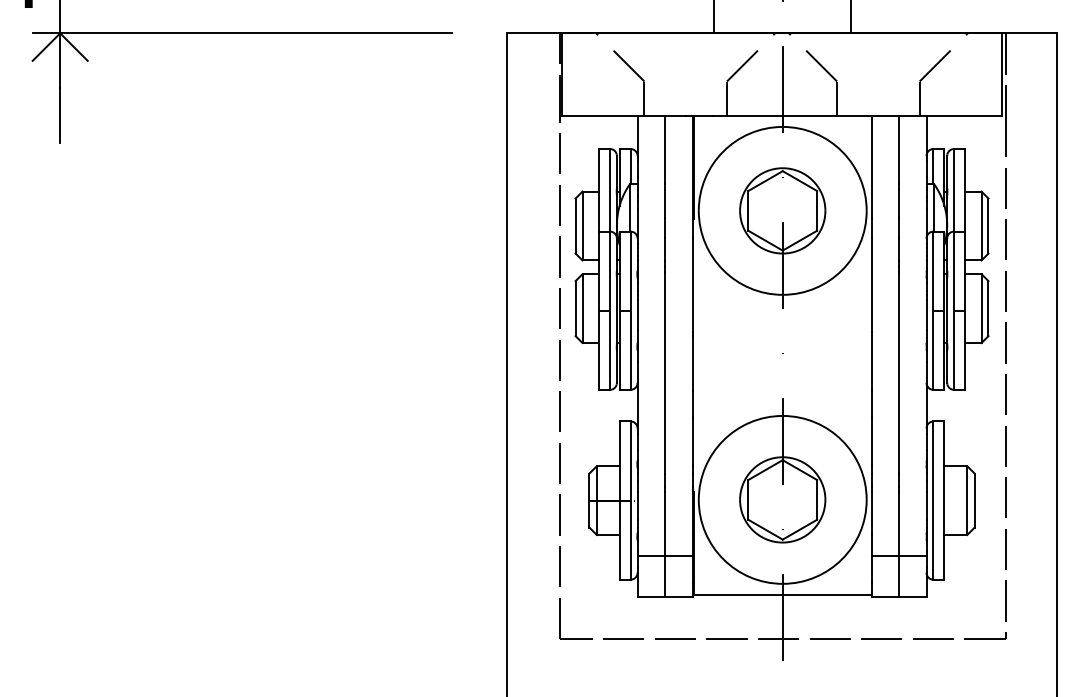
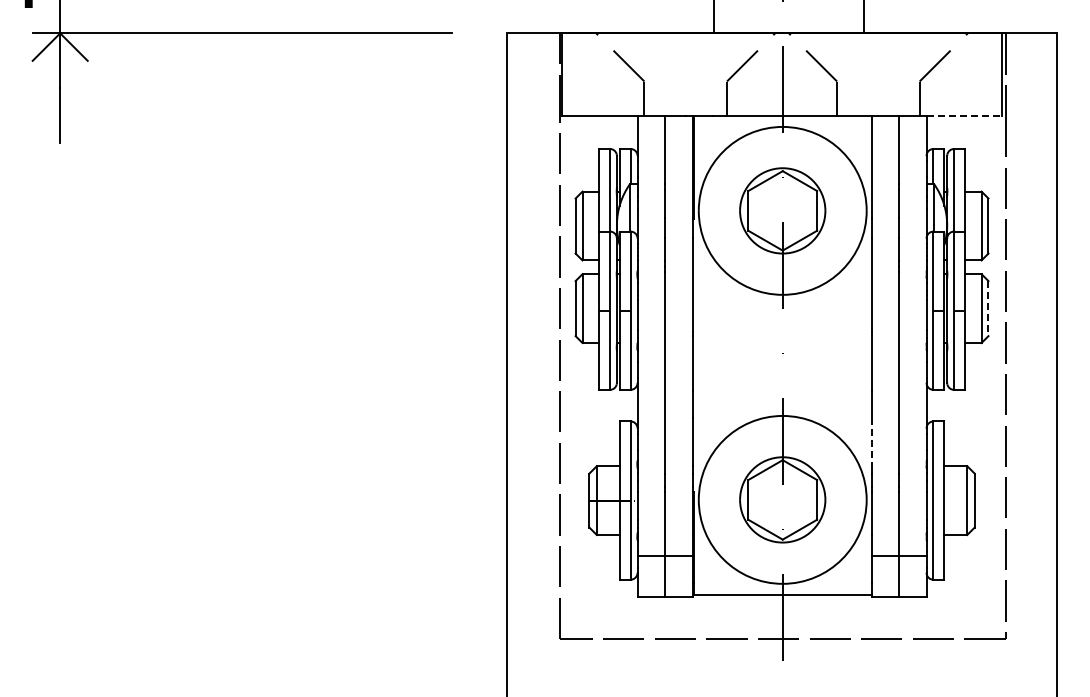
line position: (850, 17) -> (863, 17) (863, 17)
line: solid -> dashed (964, 115)
line: solid -> dashed (988, 308)
line: solid -> dashed (871, 442)
